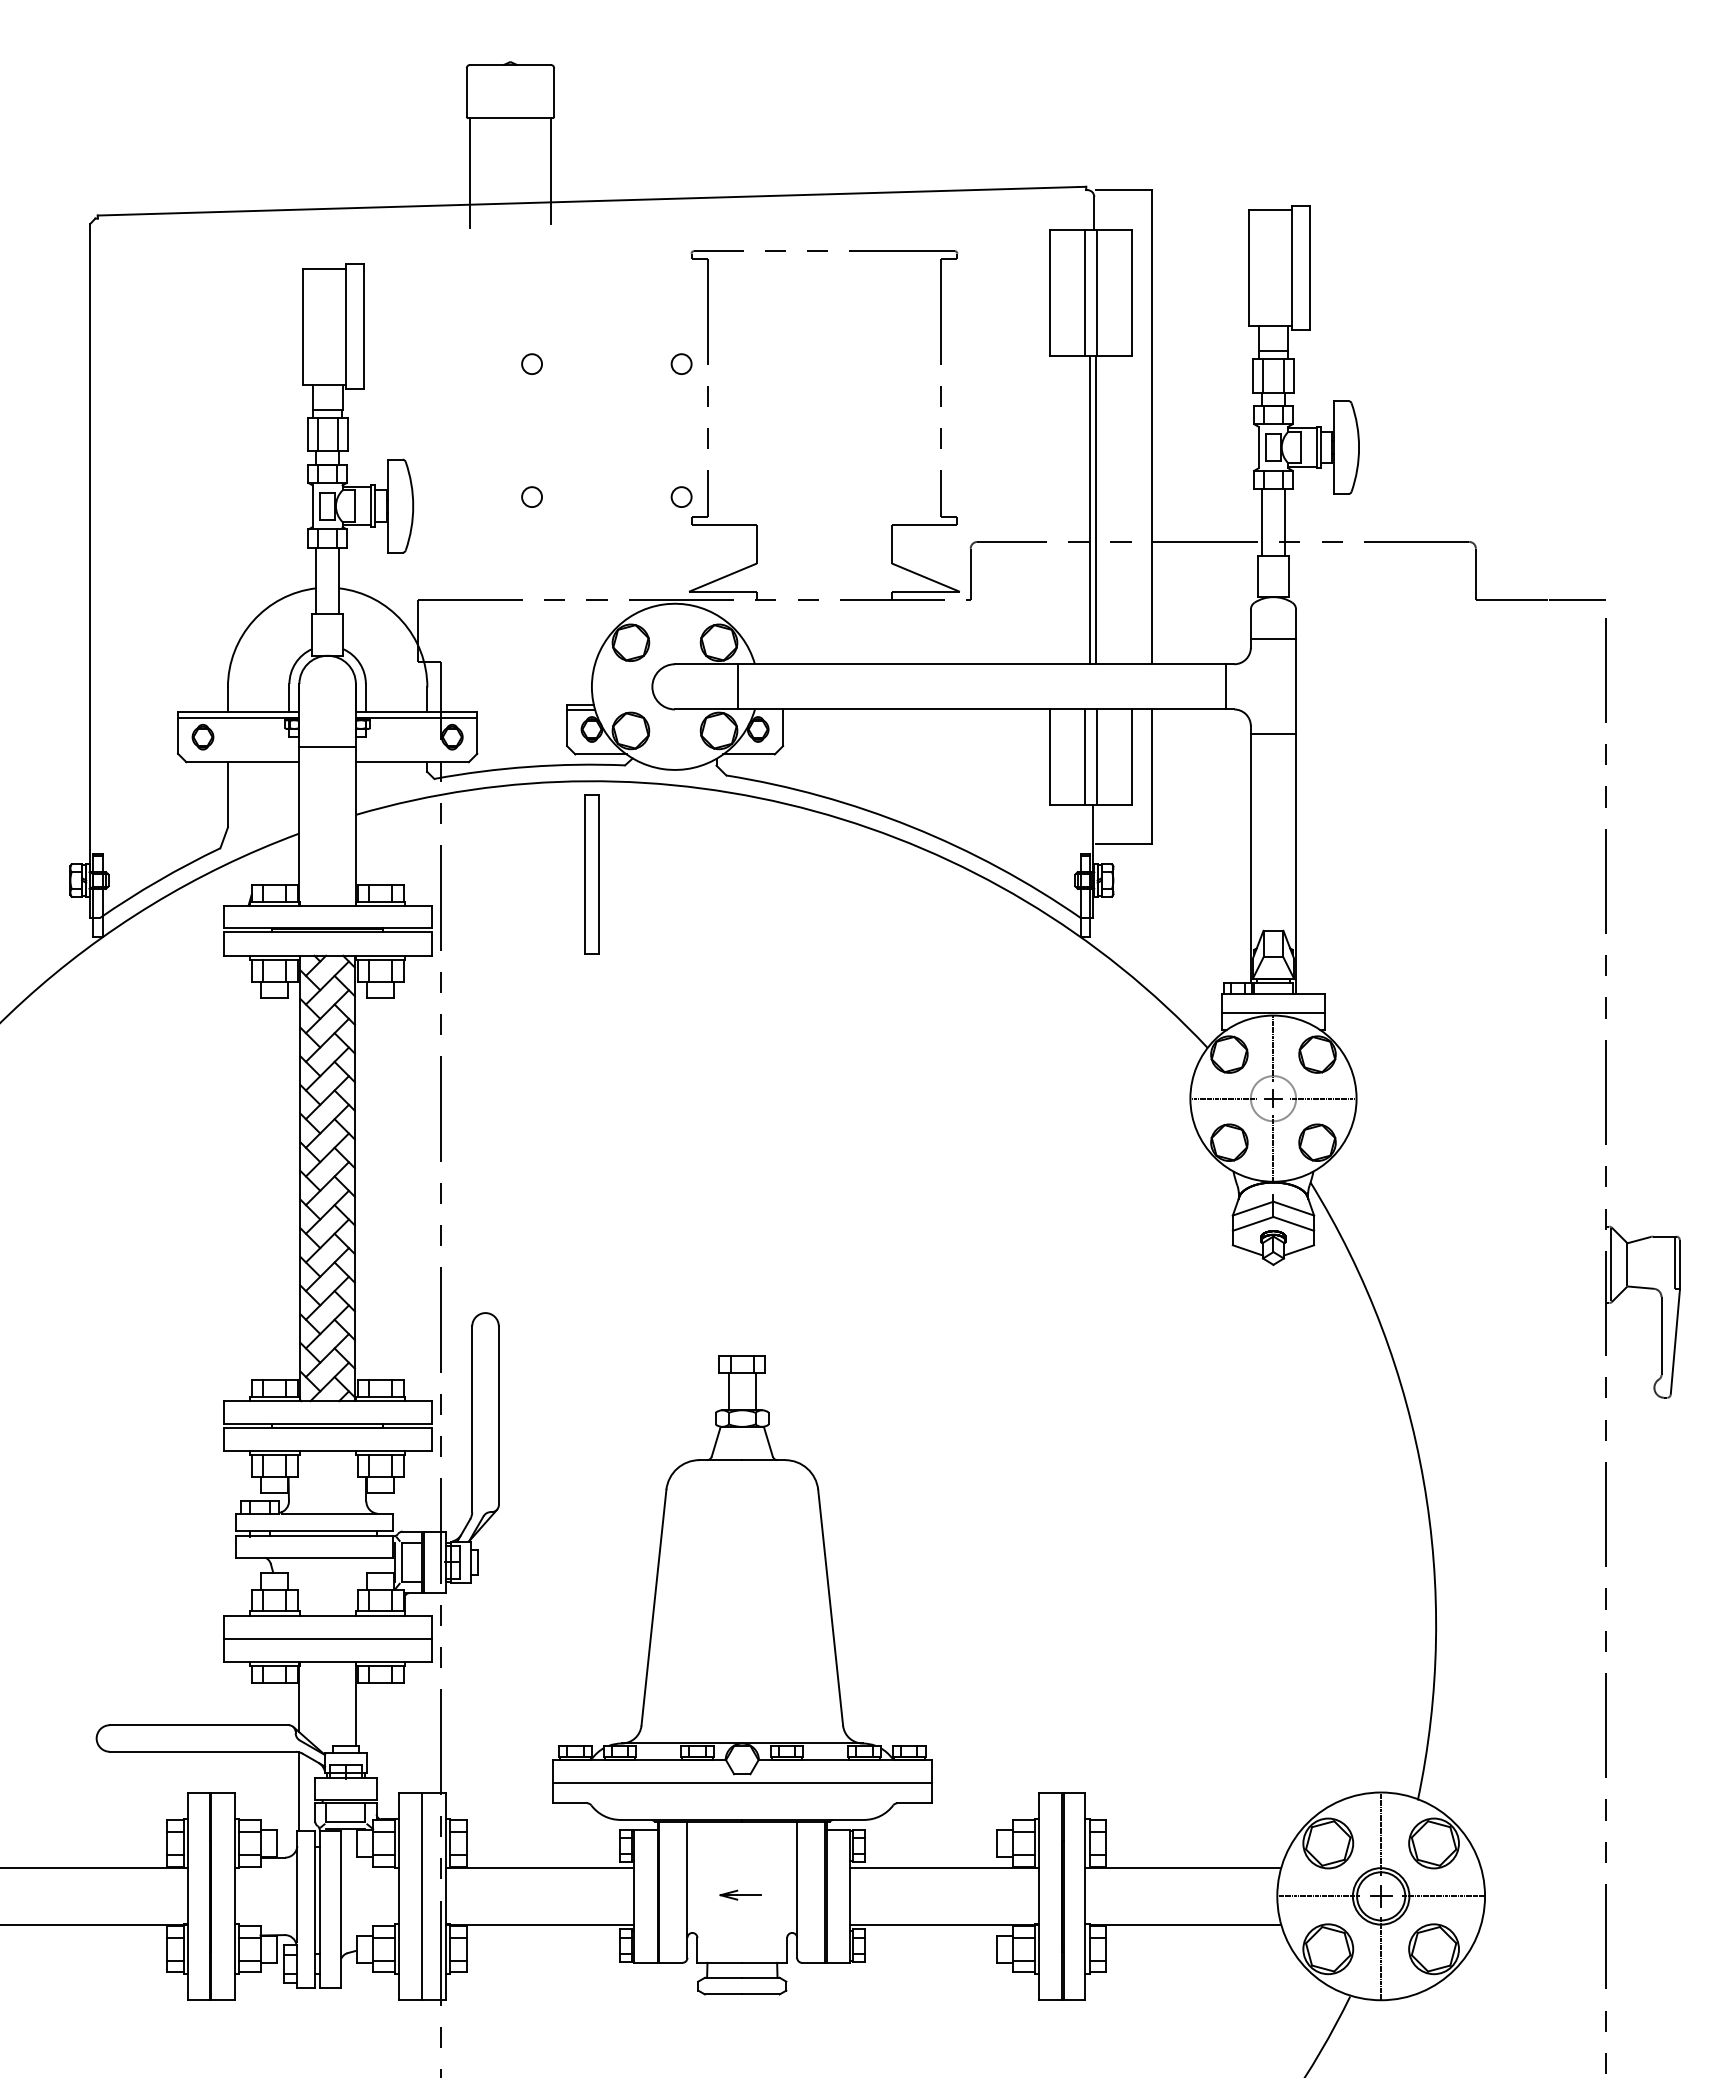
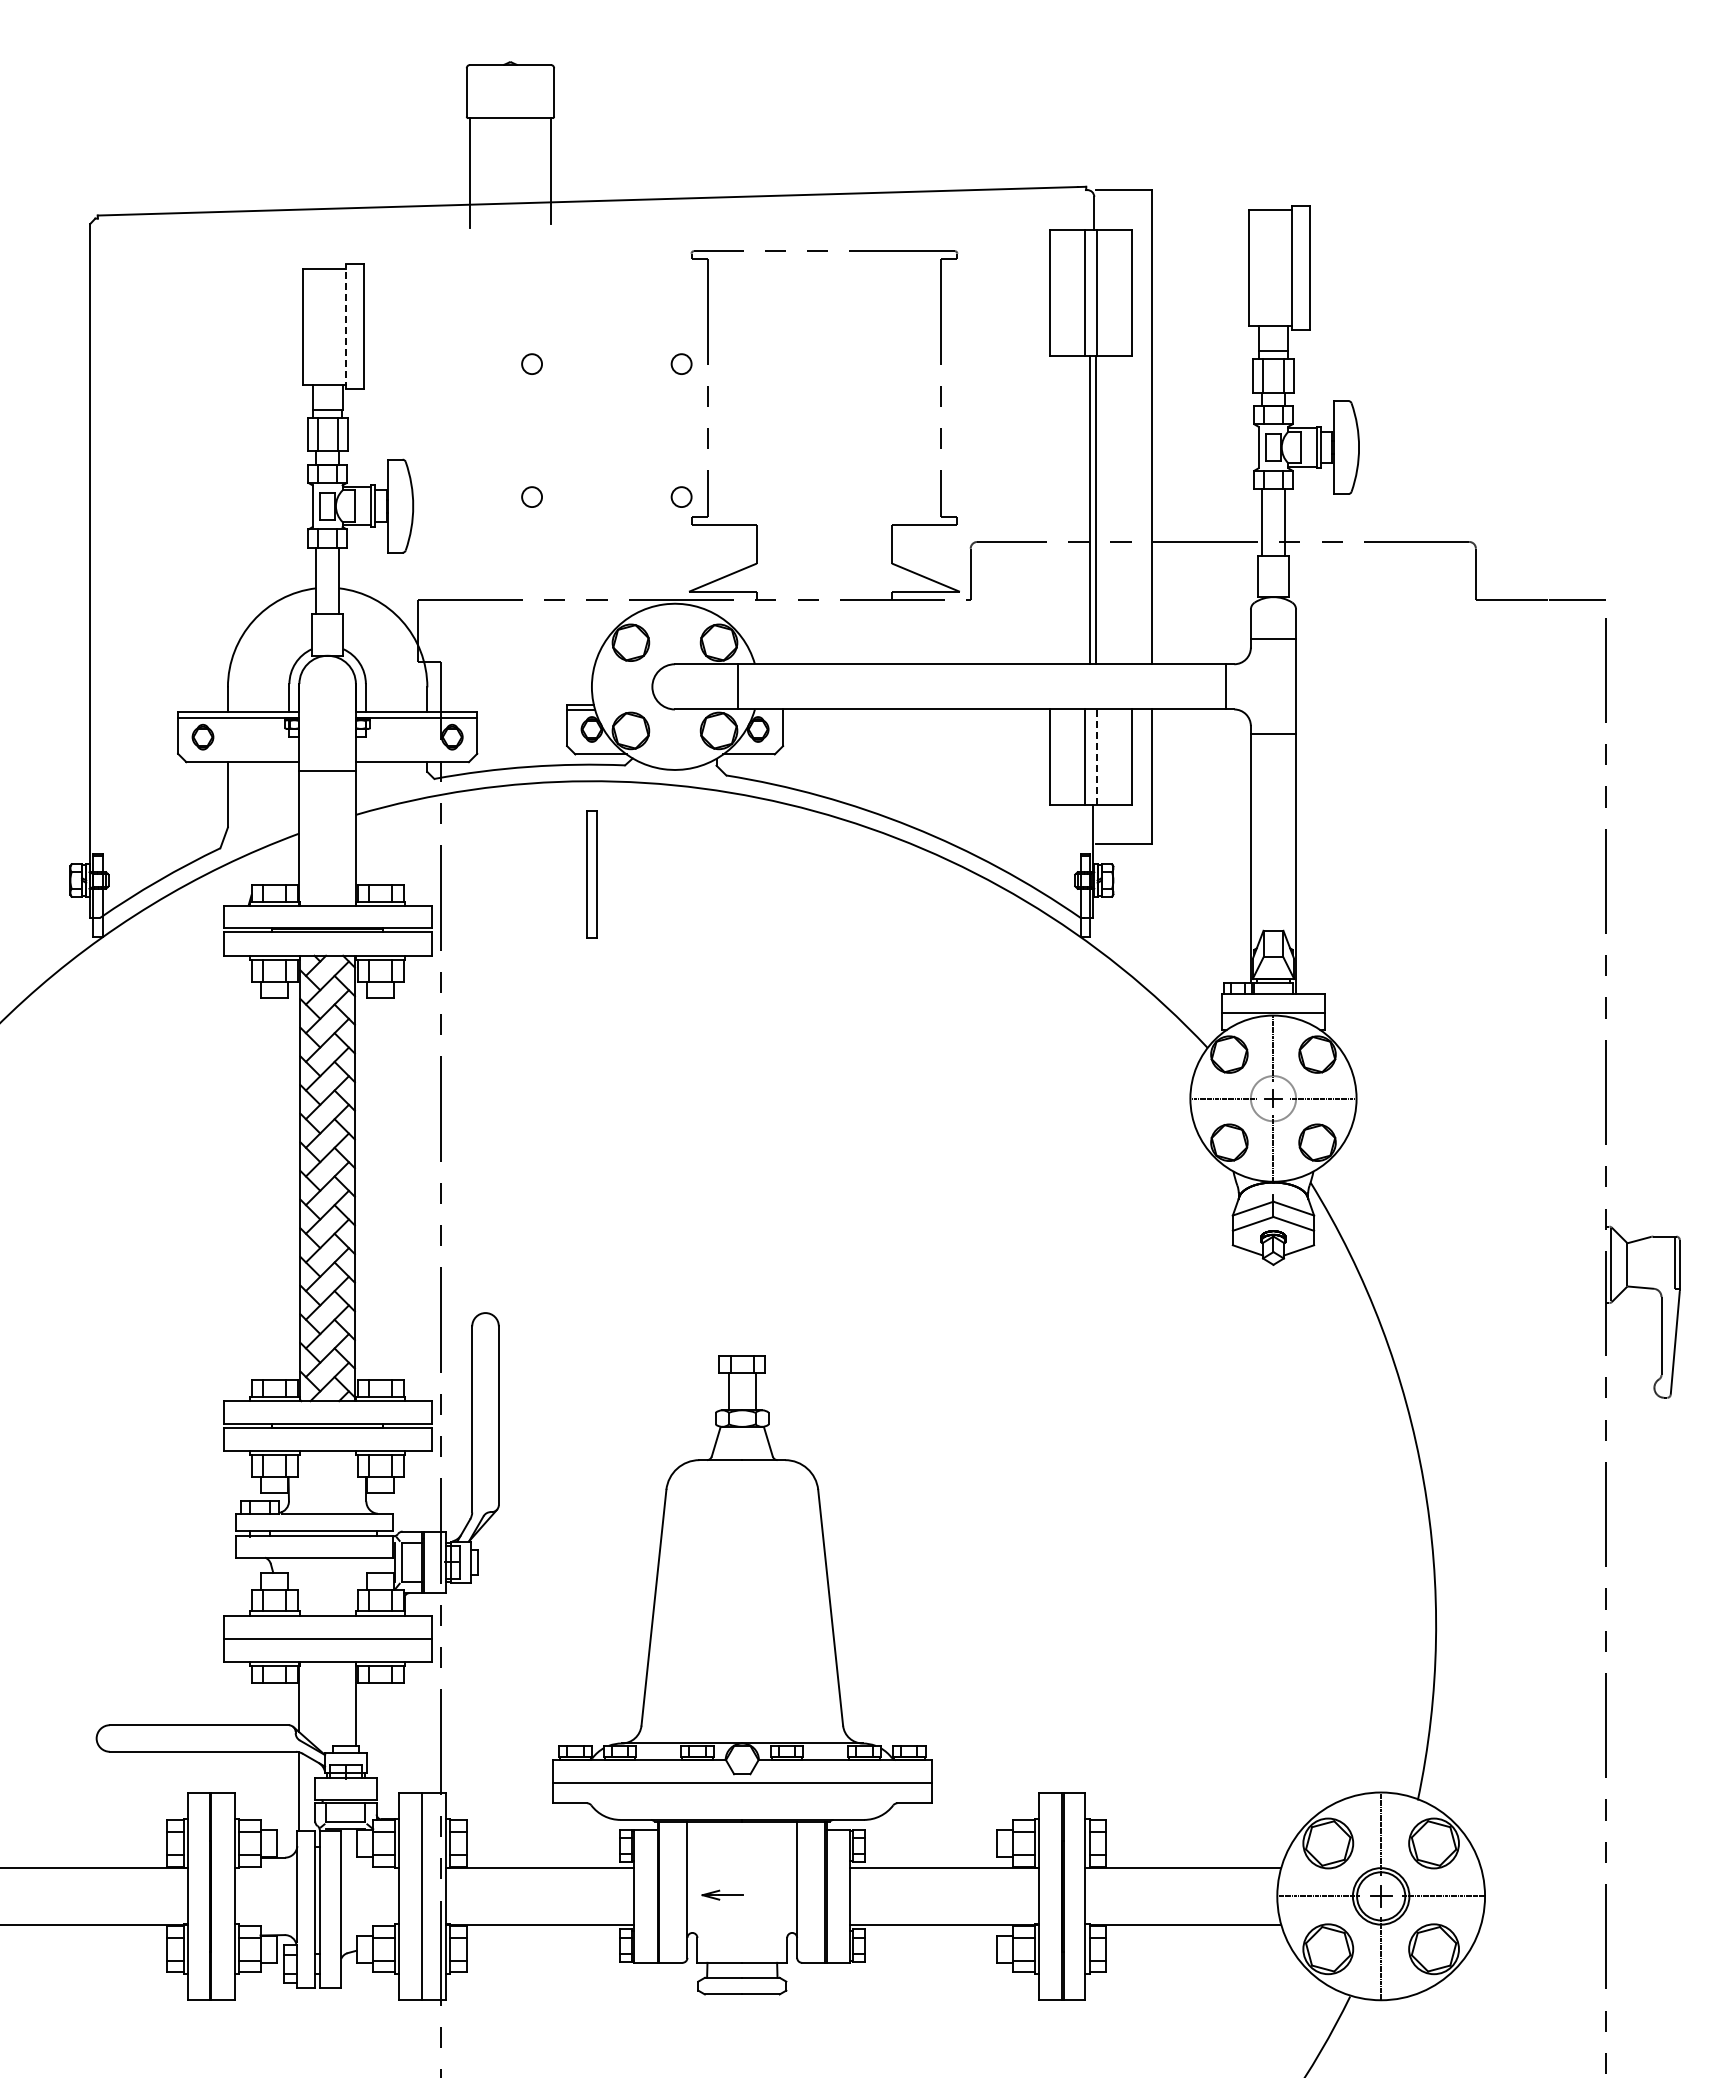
line: solid -> dashed (345, 326)
line position: (327, 747) -> (327, 771) (327, 771)
line: solid -> dashed (1097, 757)
part size: 16x161 px -> 12x129 px (591, 874)
part position: (740, 1894) -> (722, 1894) (722, 1894)
